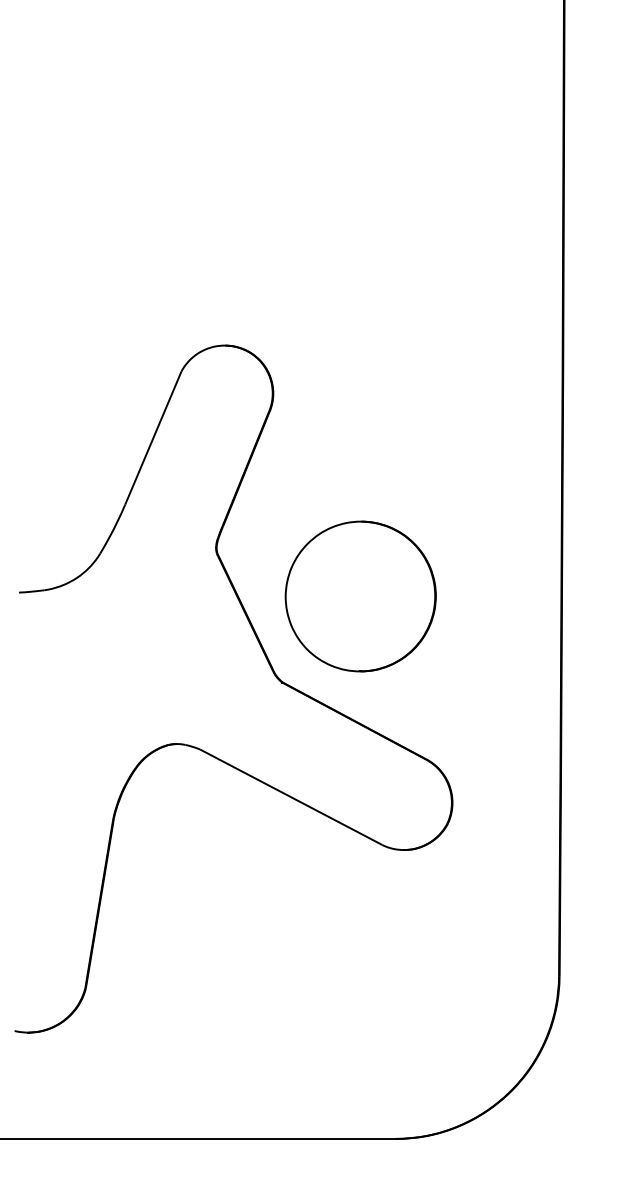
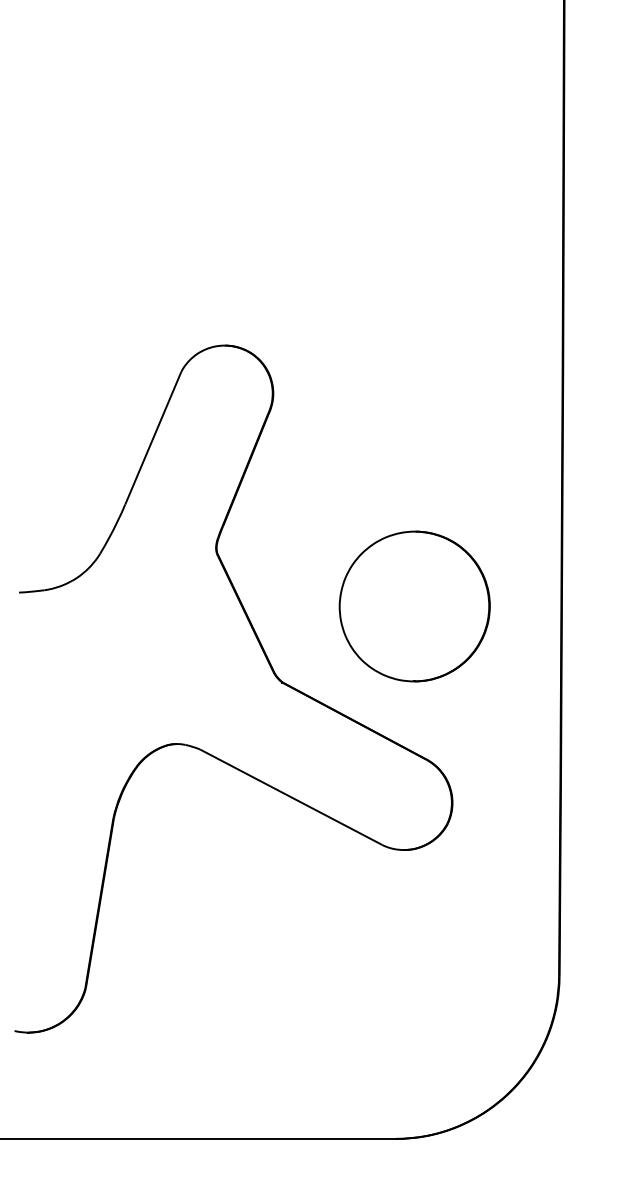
part position: (360, 596) -> (414, 606) (414, 606)
